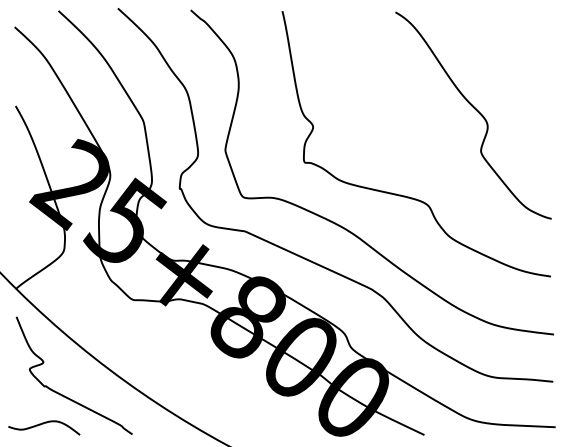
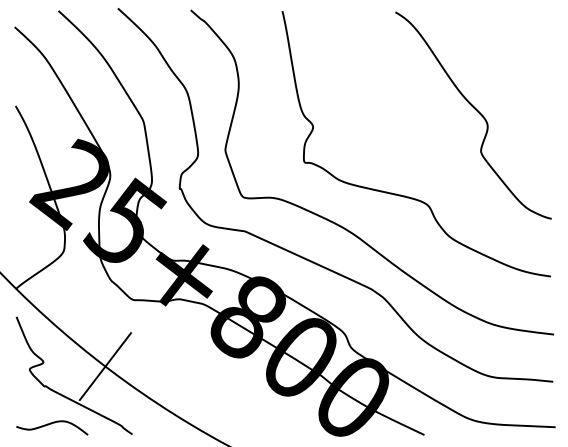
line: none -> present (105, 366)
curve position: (43, 424) -> (51, 424) (51, 424)
